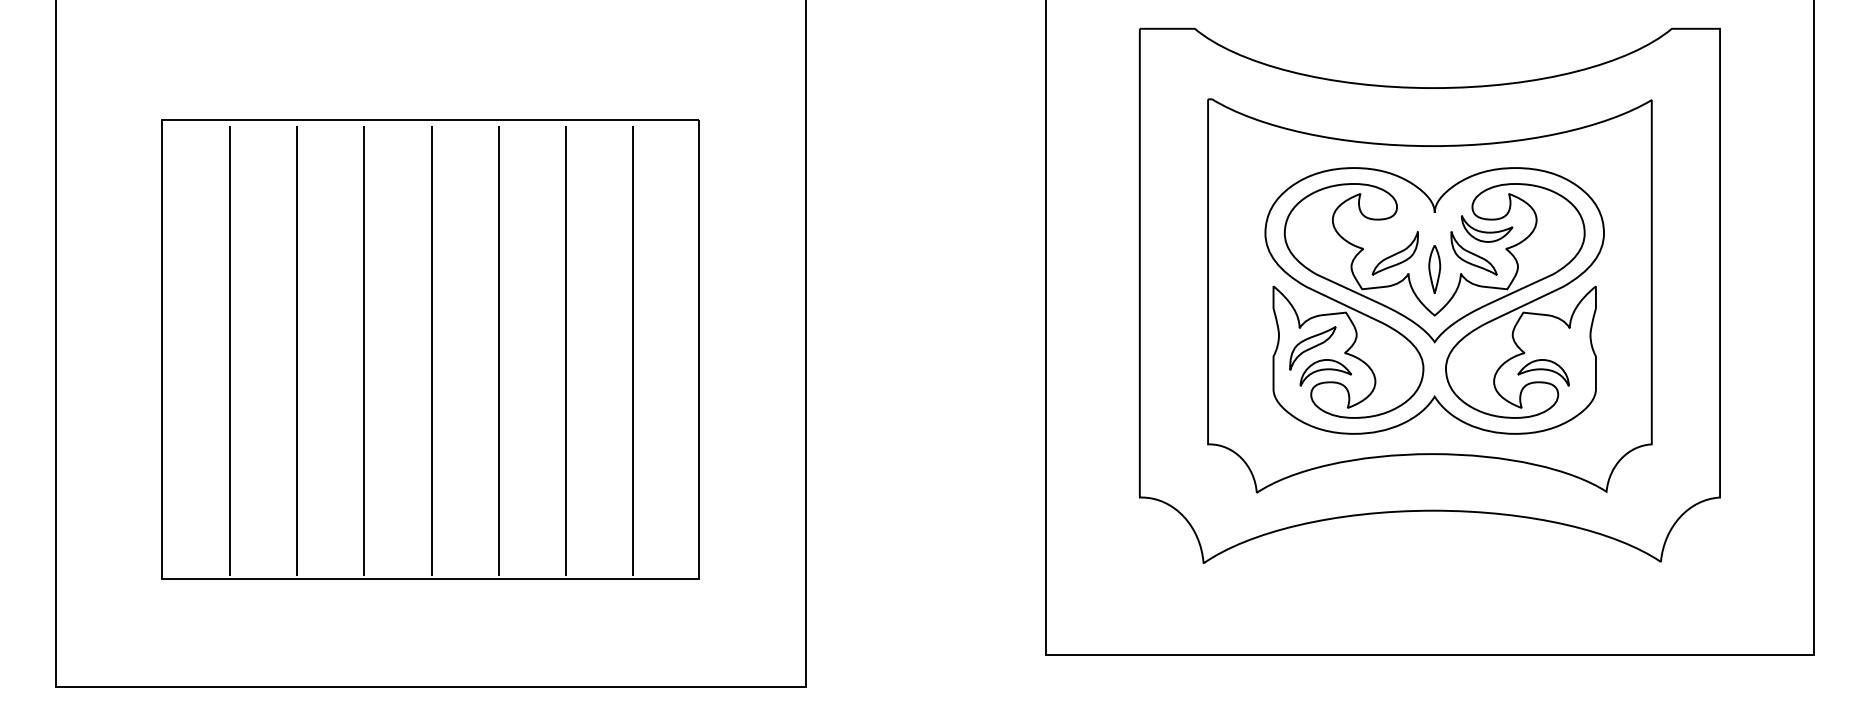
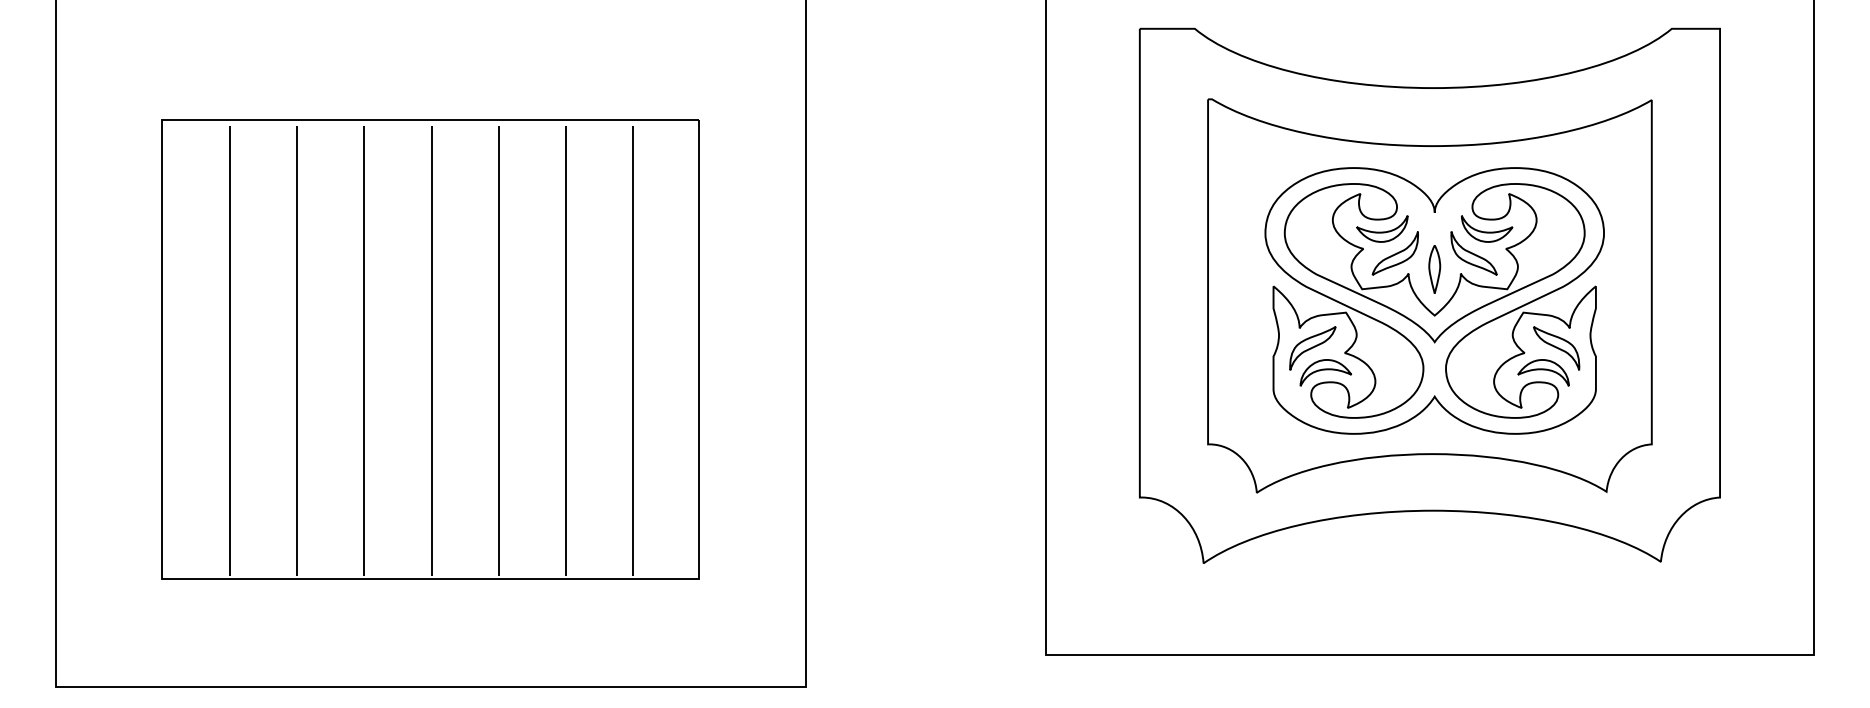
part: none -> present (1382, 228)
part: none -> present (1556, 348)
